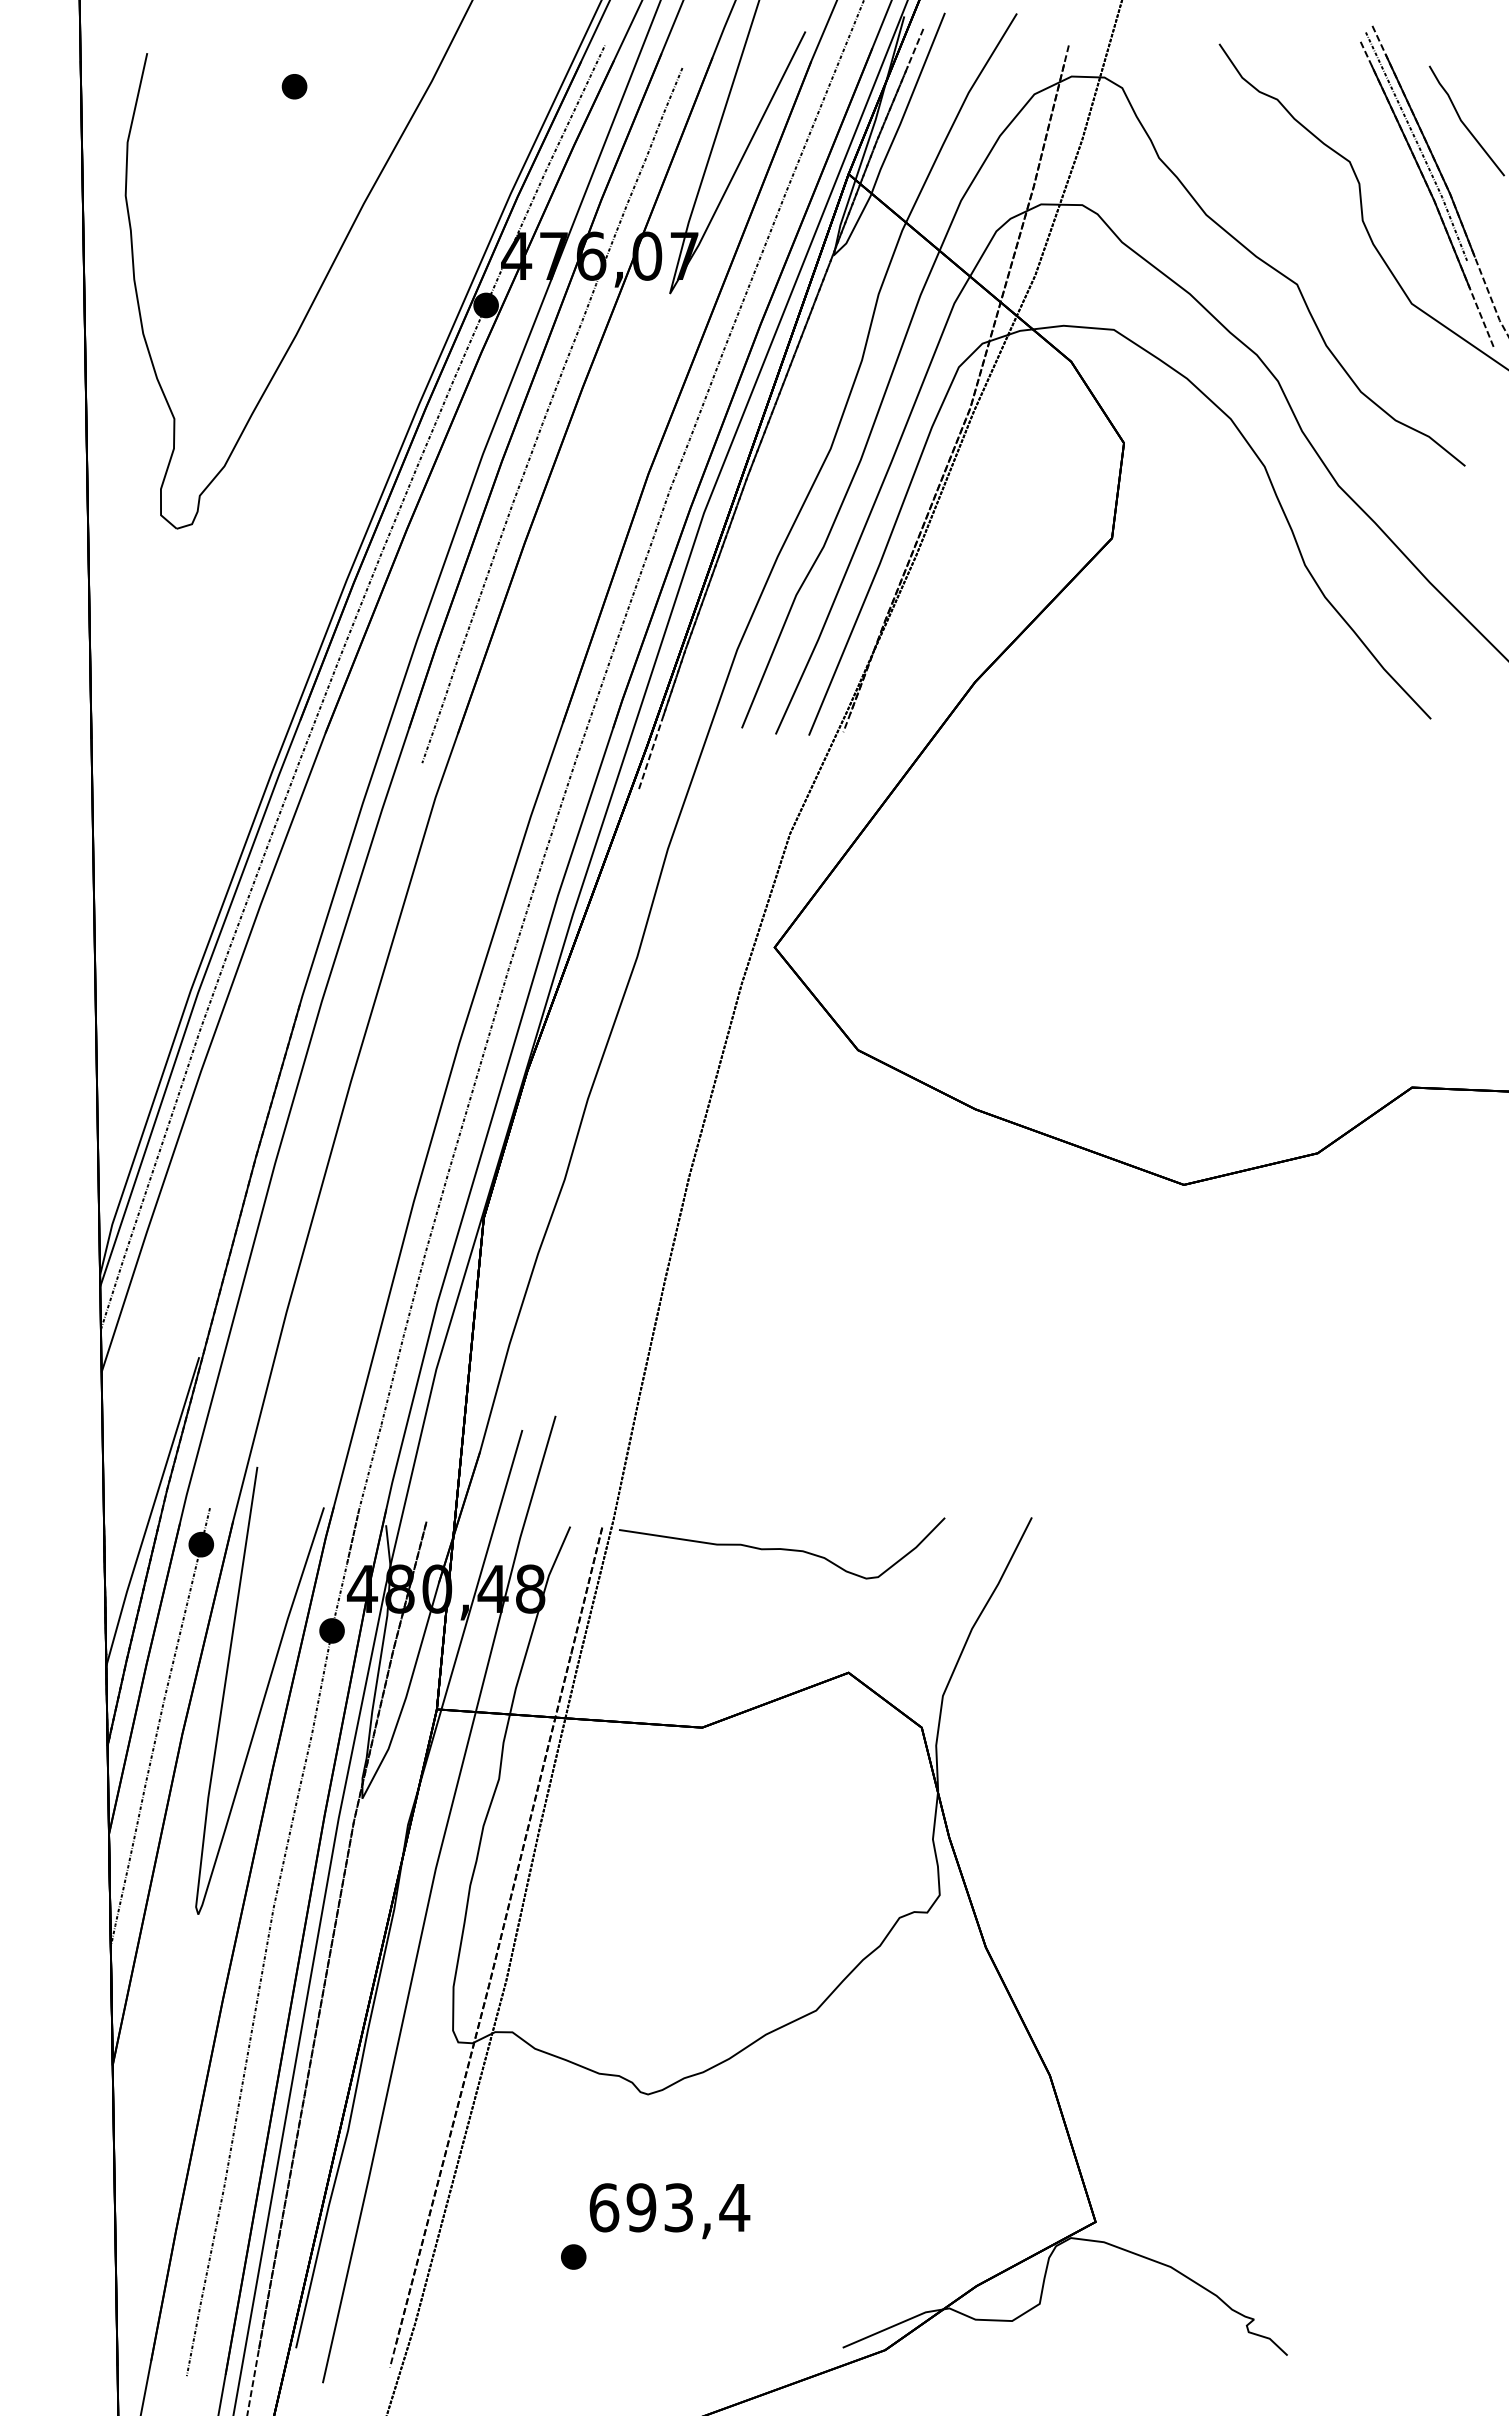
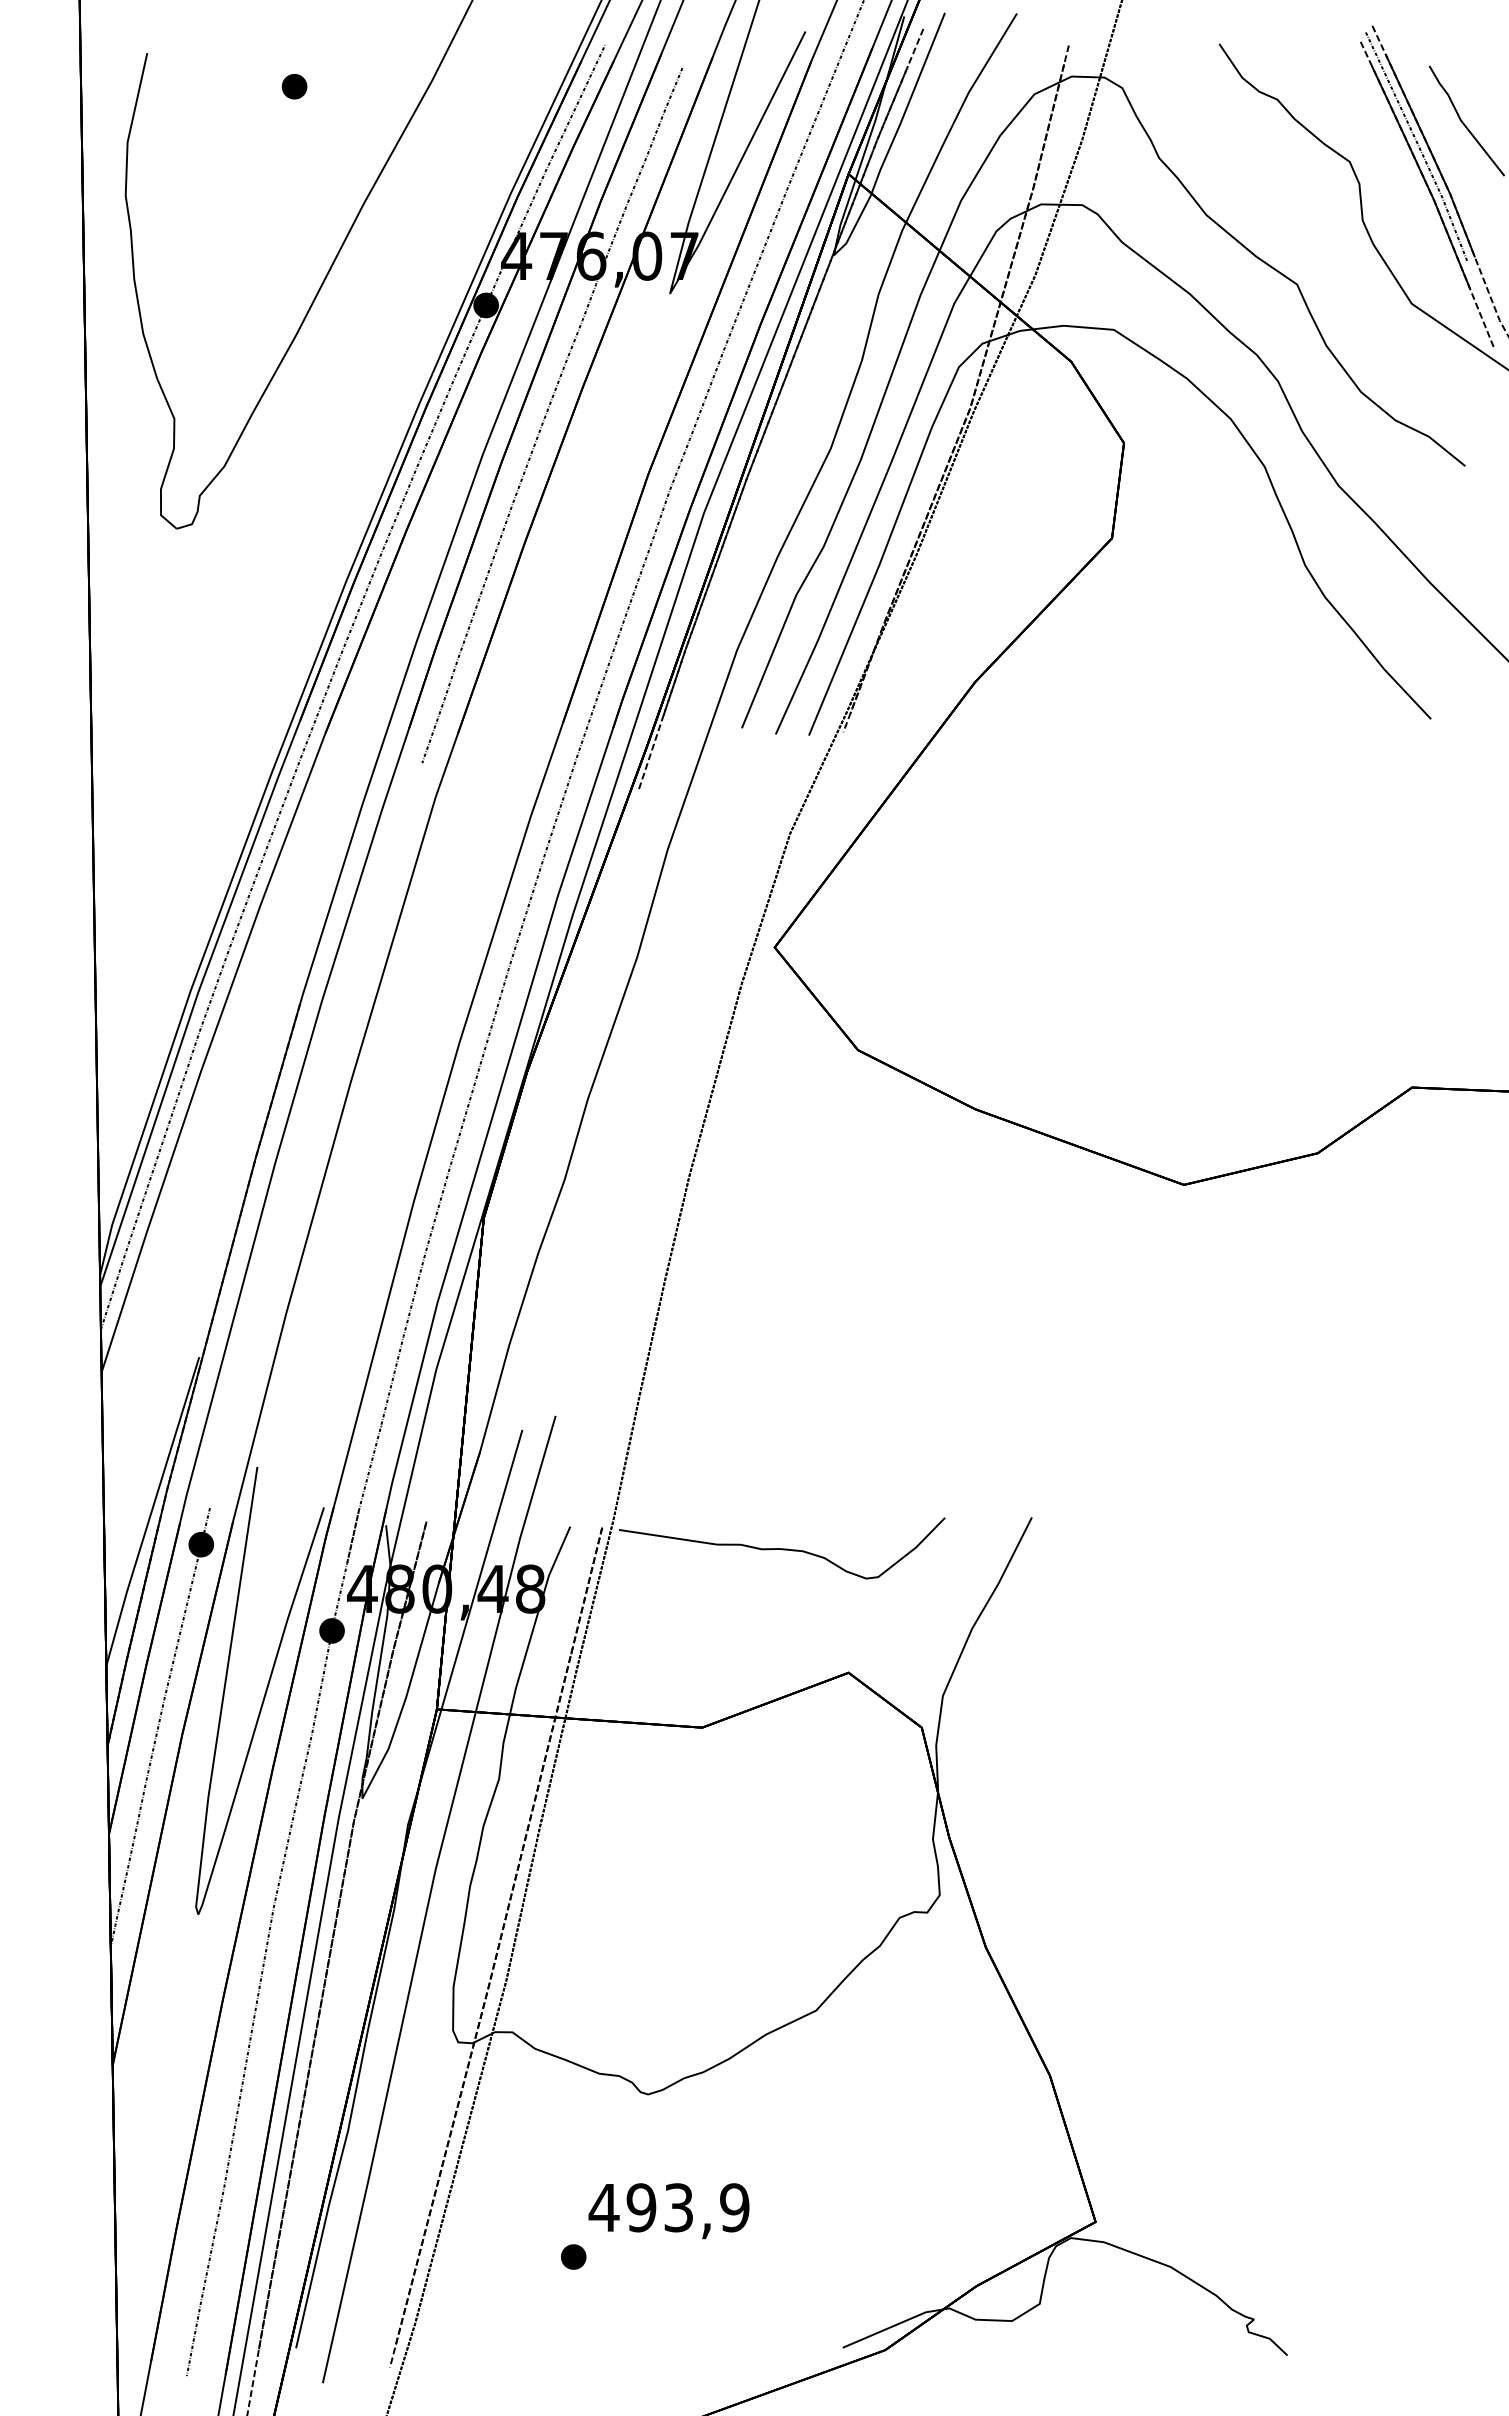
text: 693,4 -> 493,9 (669, 2207)
